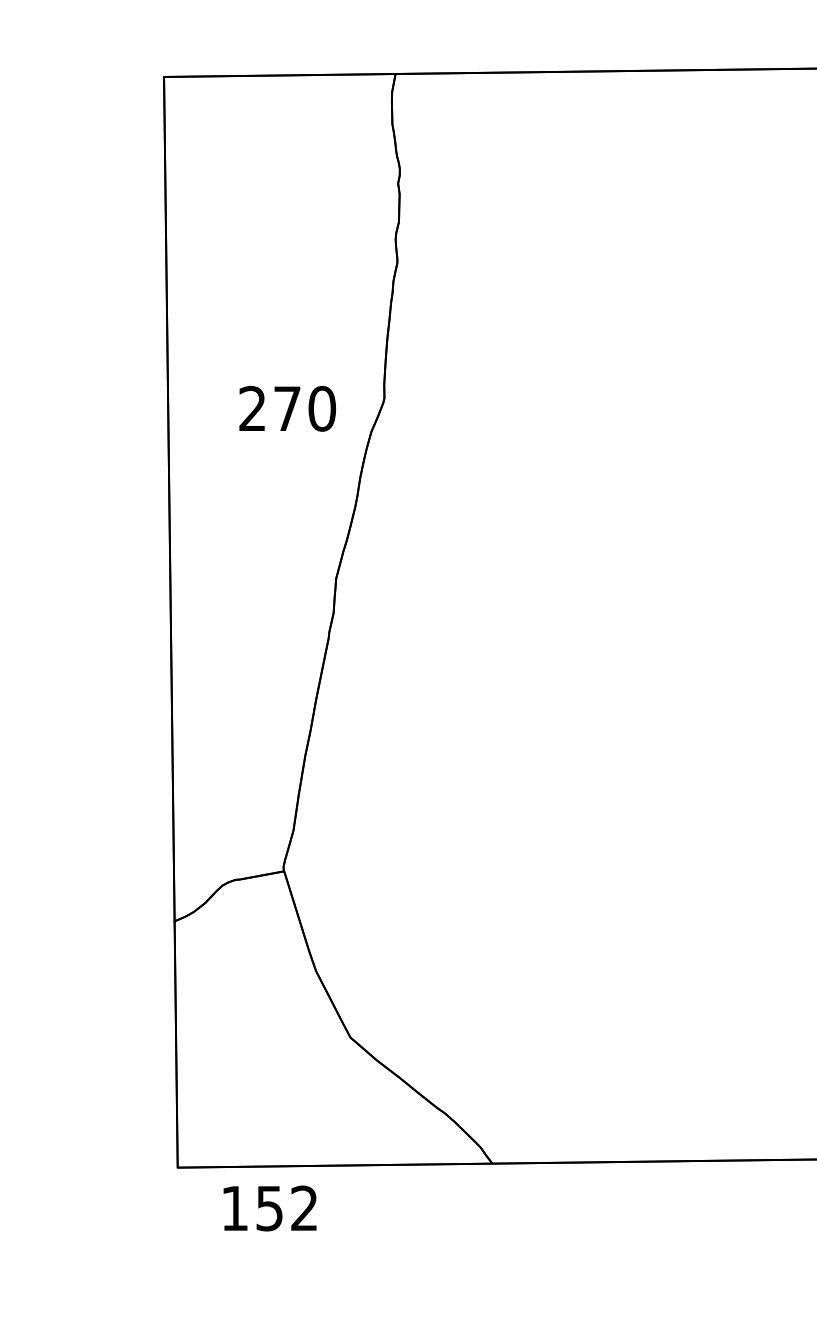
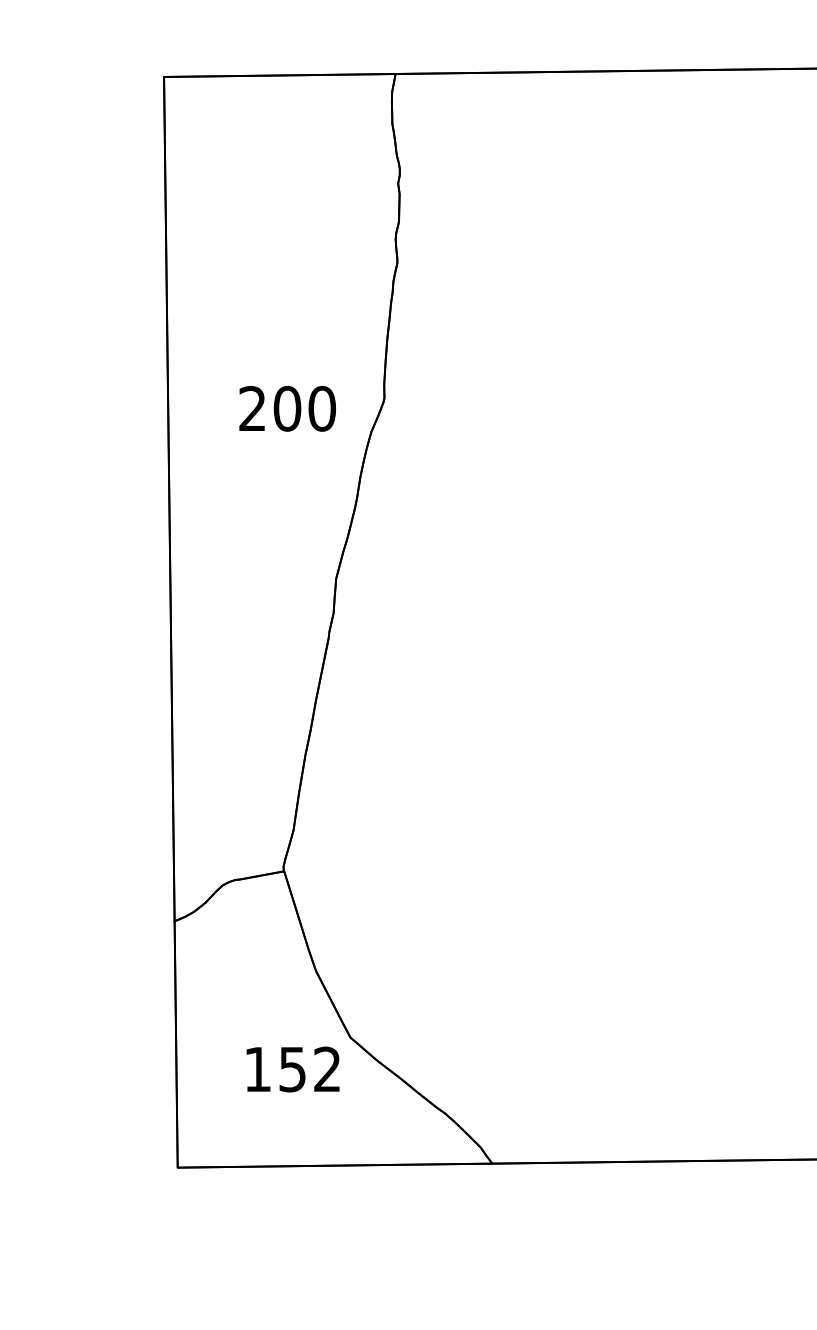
text: 270 -> 200 (287, 408)
text position: (269, 1208) -> (292, 1069) (292, 1069)
